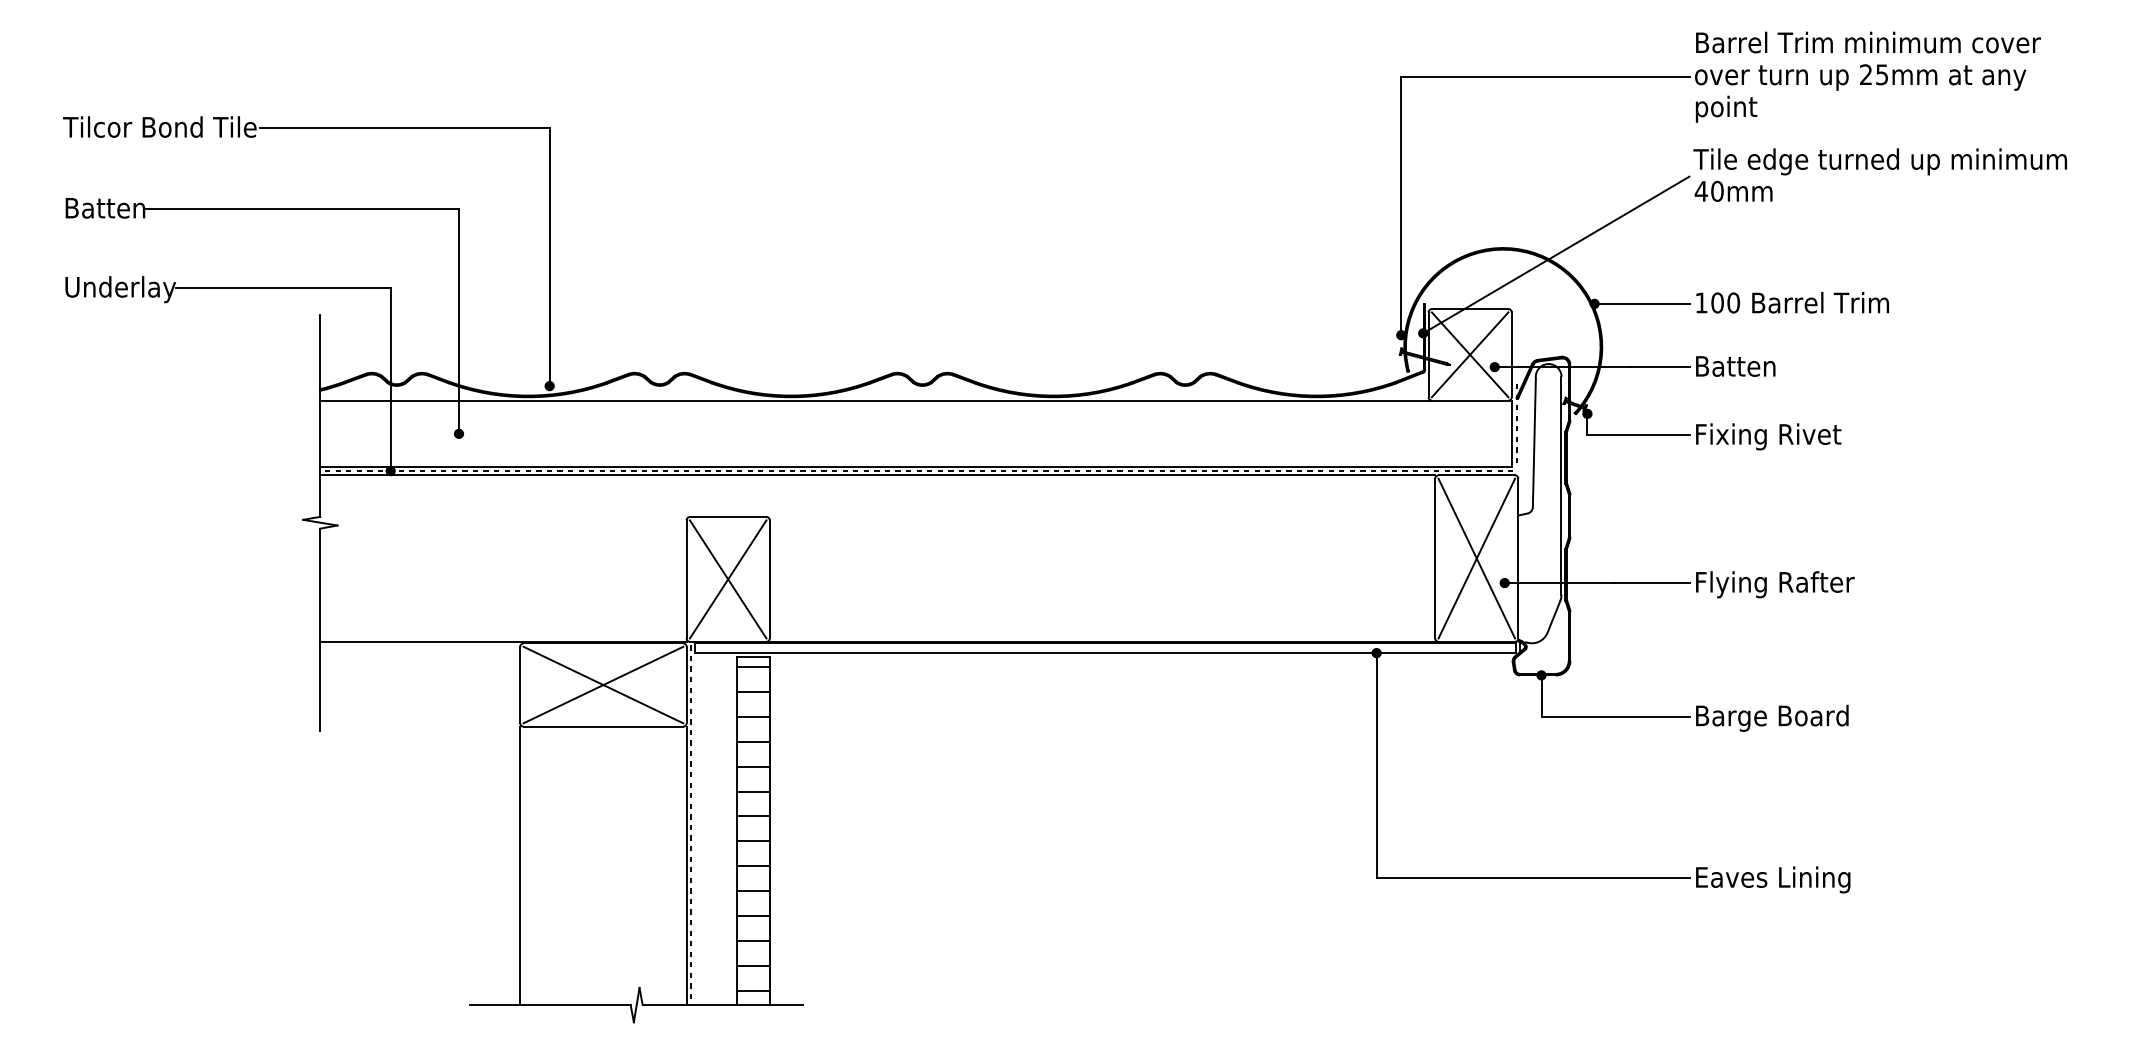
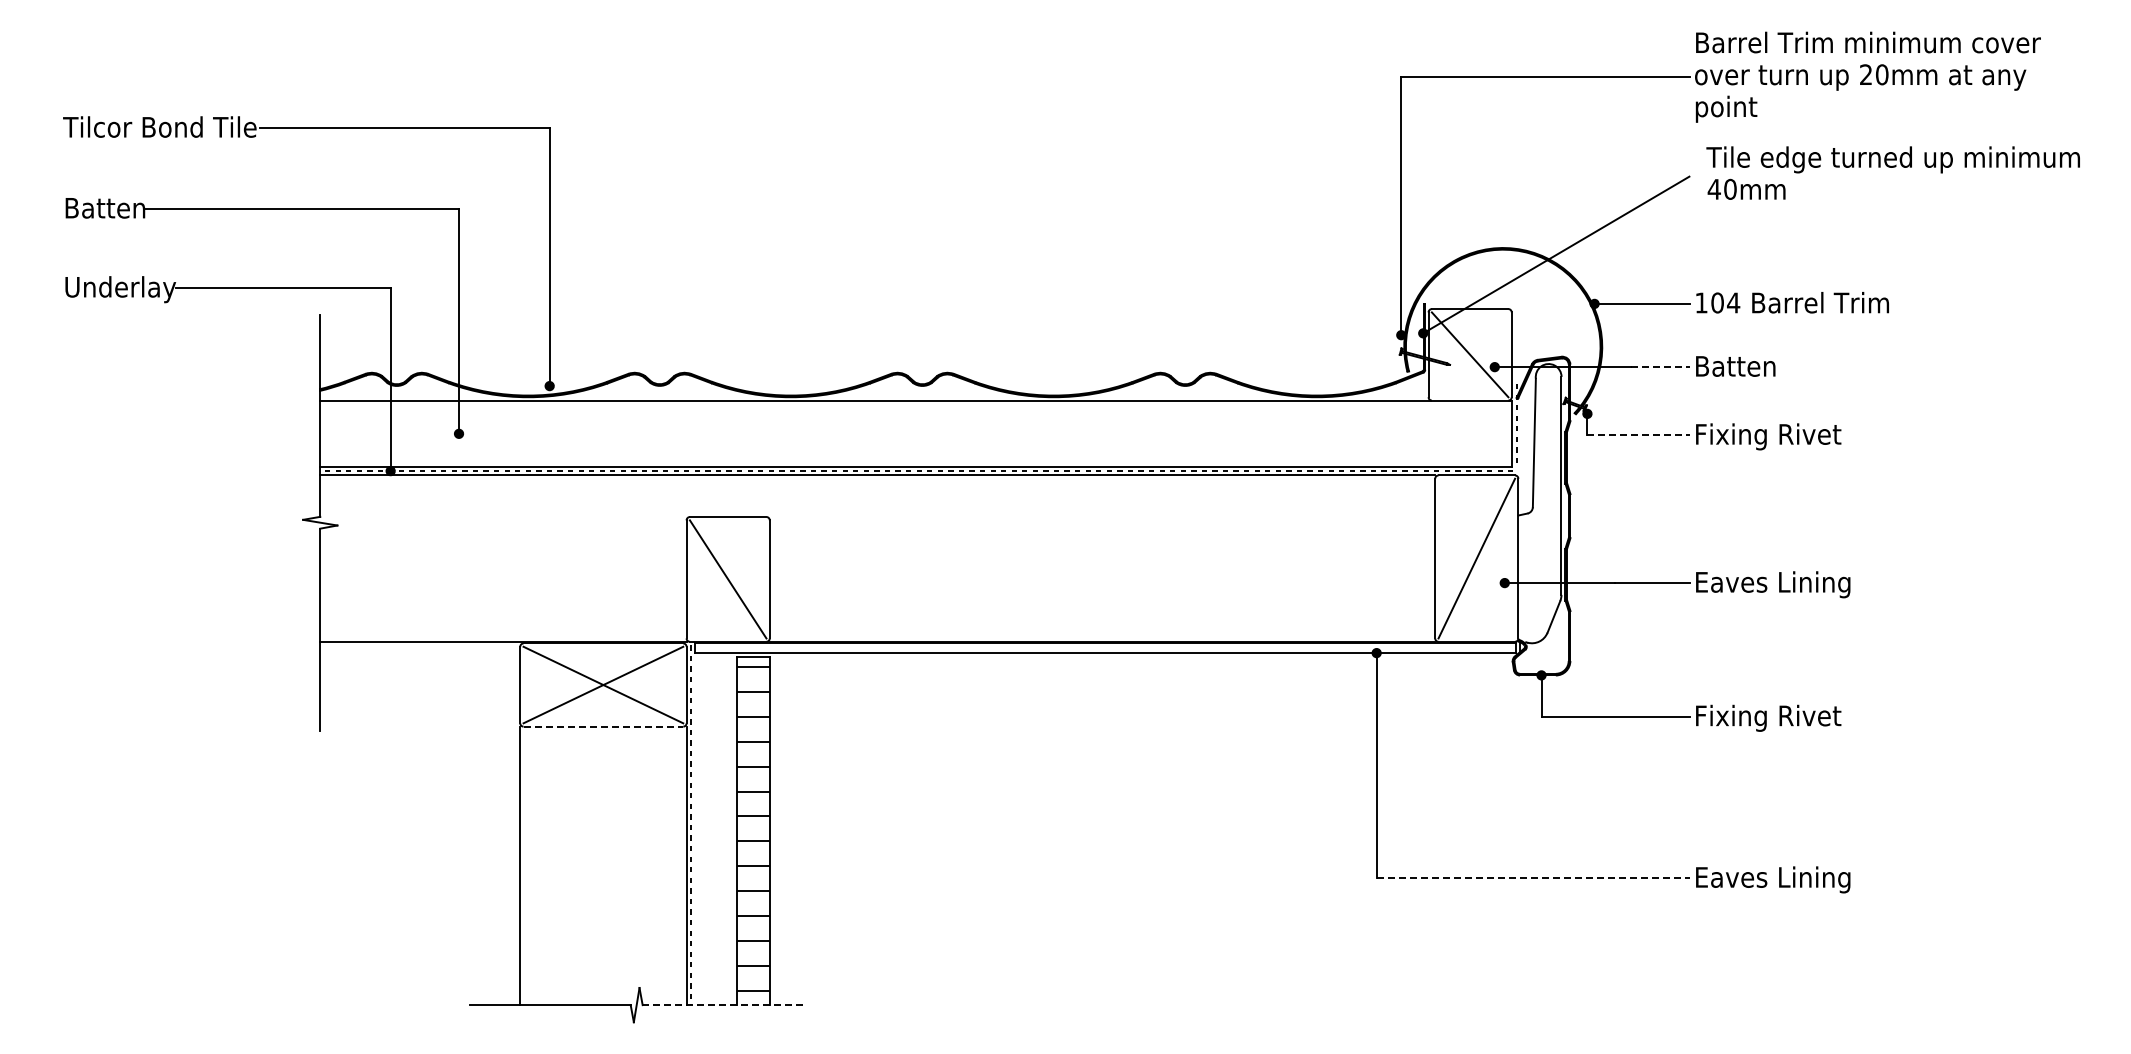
text: 25mm -> 20mm (1882, 74)
text position: (1879, 174) -> (1892, 172) (1892, 172)
text: 100 -> 104 (1733, 302)
line: present -> none (1469, 354)
line: solid -> dashed (1660, 367)
line: solid -> dashed (1639, 435)
line: present -> none (1476, 558)
line: present -> none (727, 579)
text: Flying Rafter -> Eaves Lining (1776, 584)
text: Barge Board -> Fixing Rivet (1773, 717)
line: solid -> dashed (603, 726)
line: solid -> dashed (1533, 878)
line: solid -> dashed (722, 1005)
